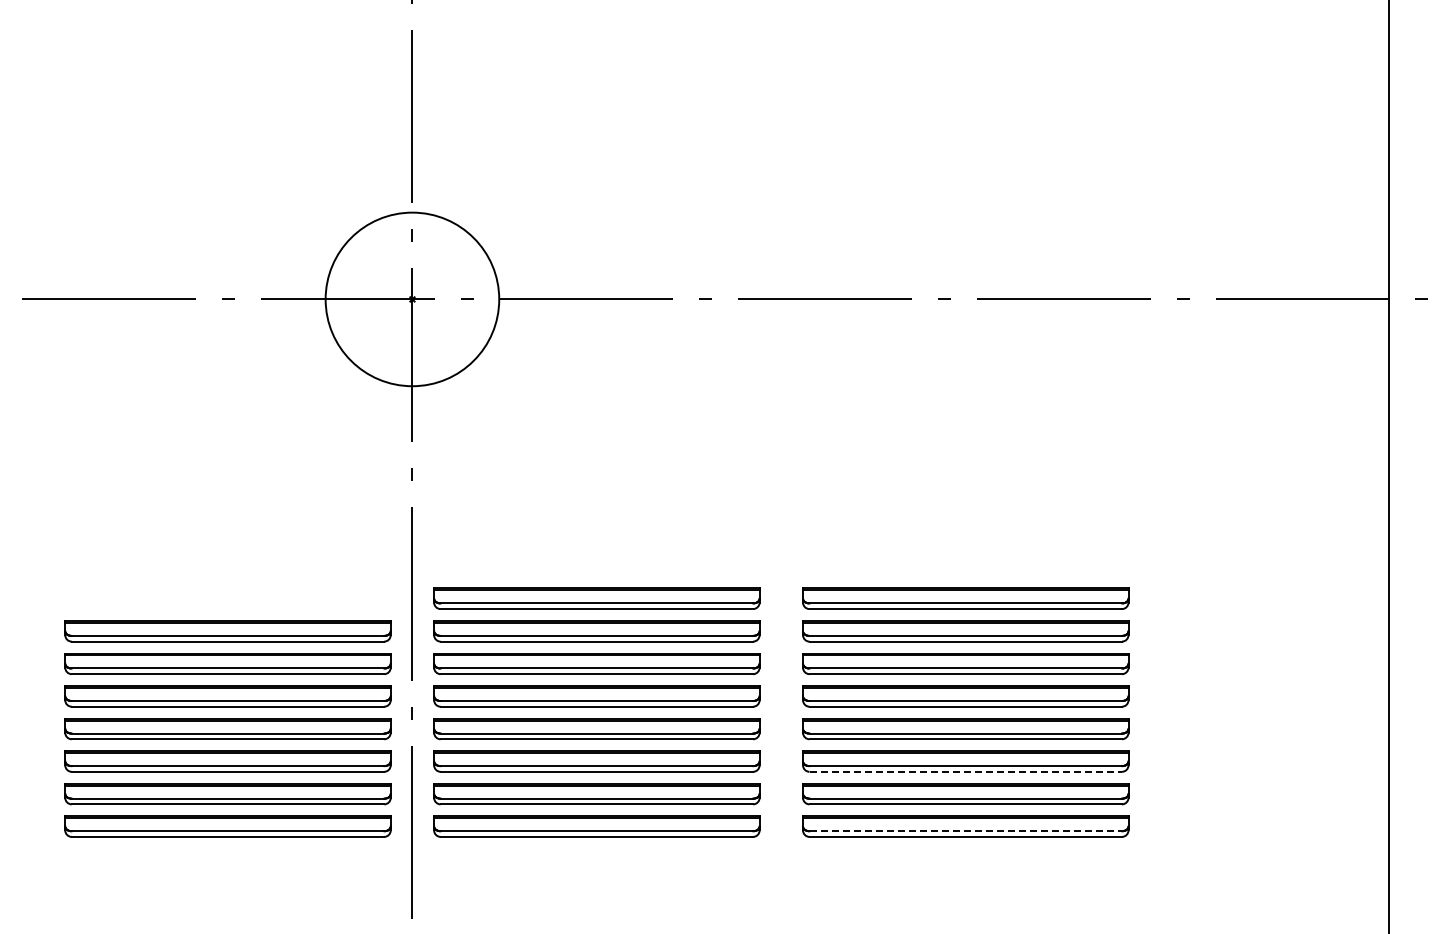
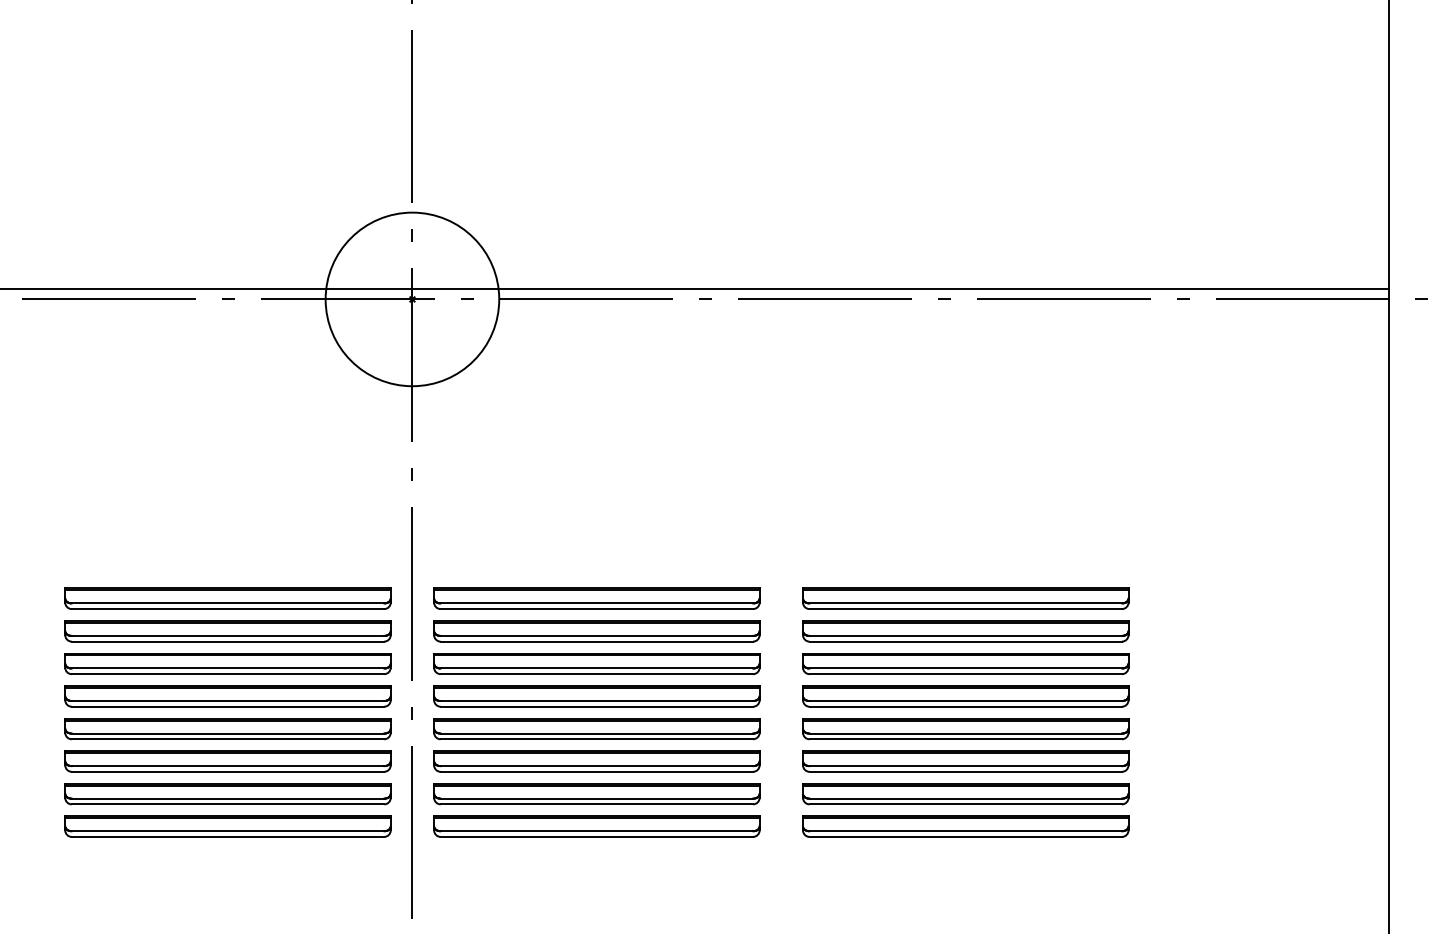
line: none -> present (695, 289)
part: none -> present (227, 598)
line: dashed -> solid (966, 771)
line: dashed -> solid (966, 831)
